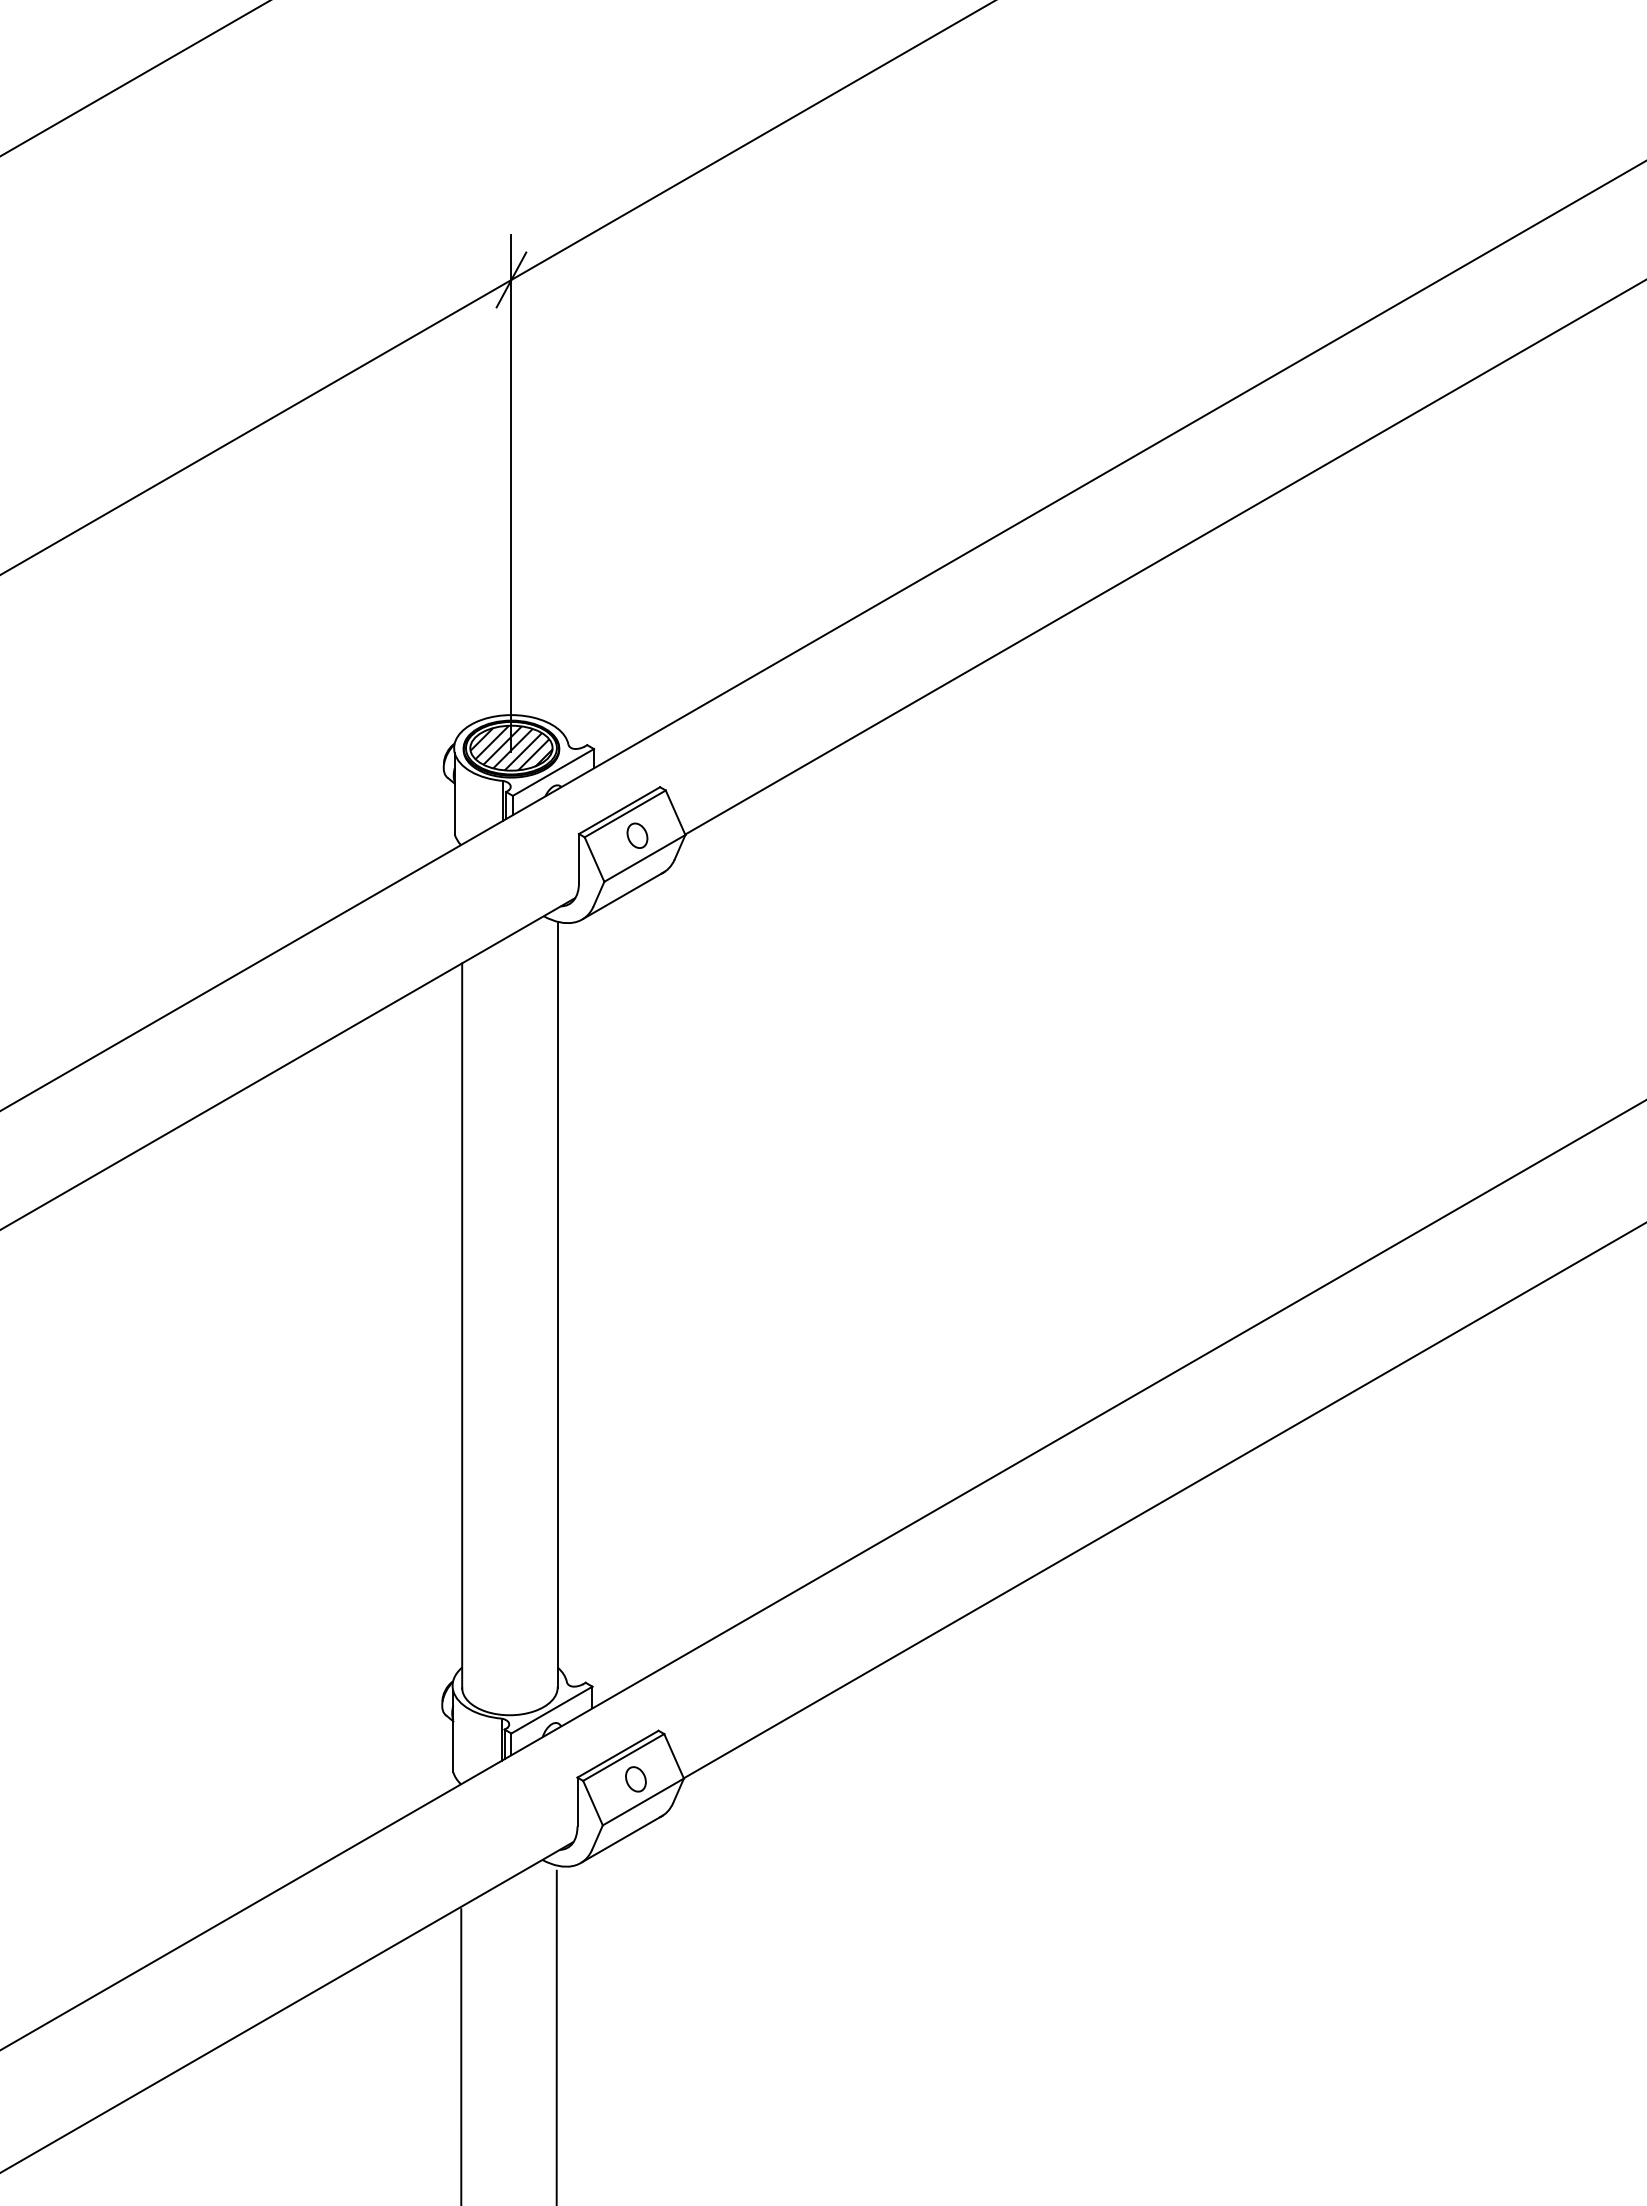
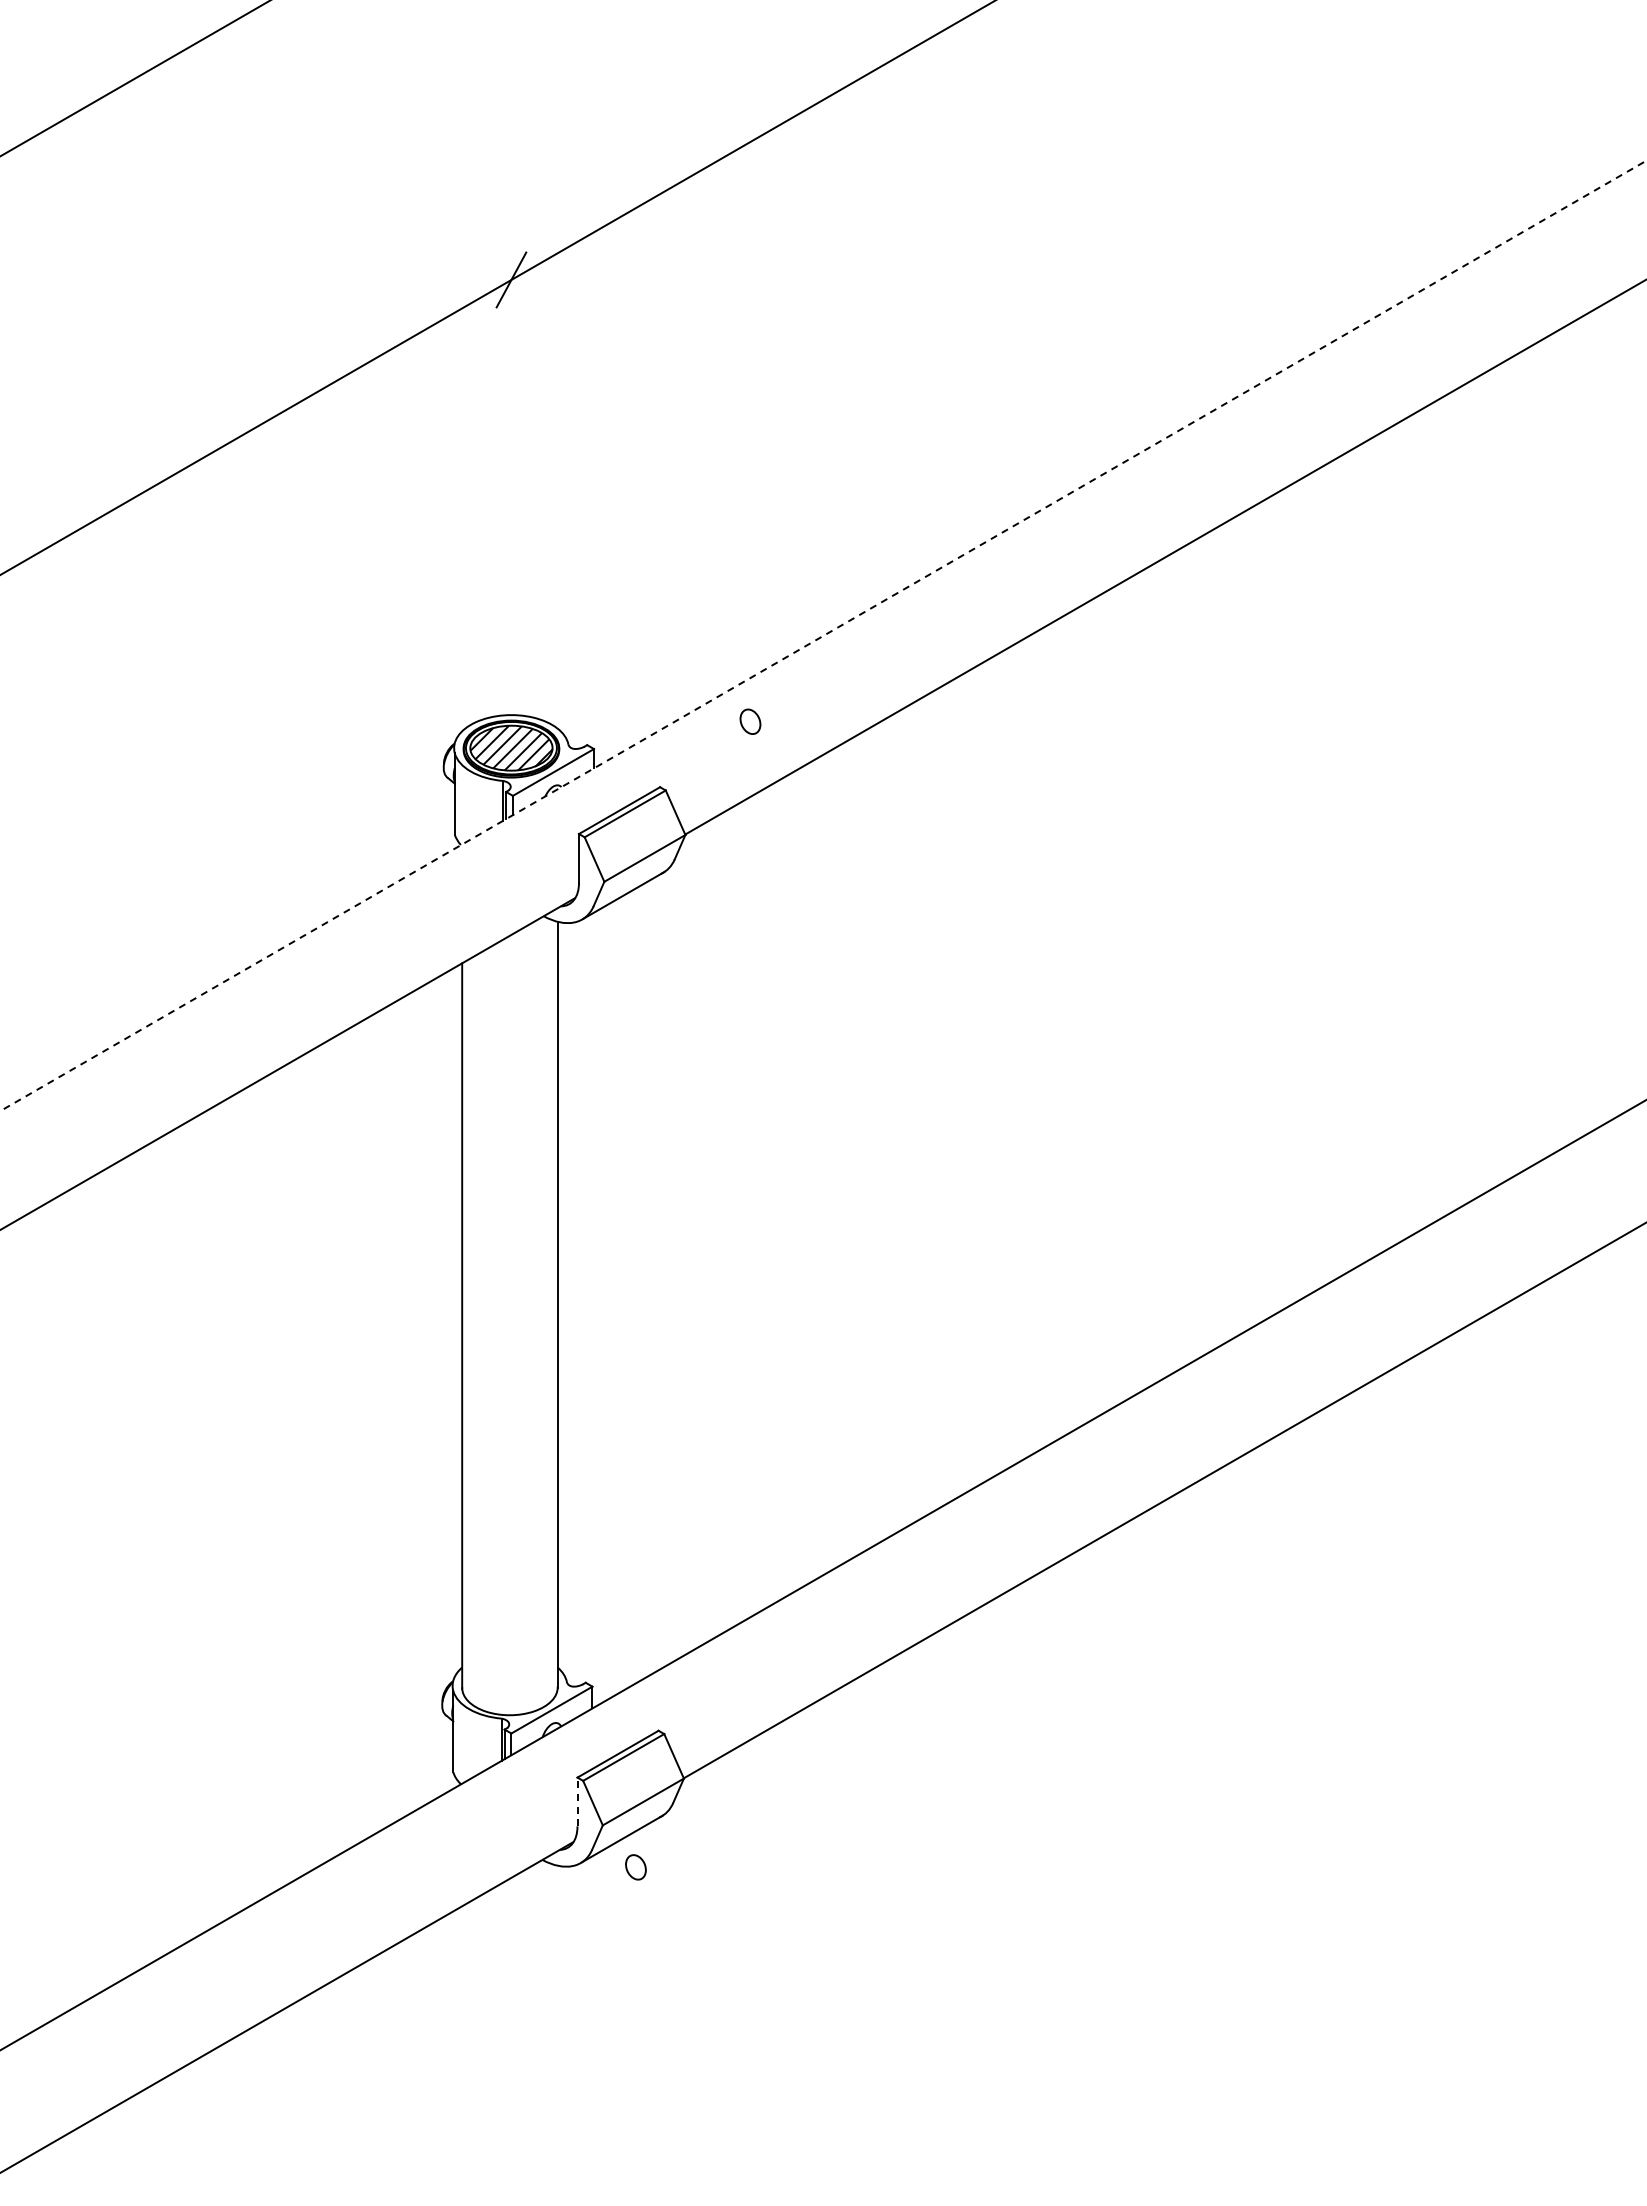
line: present -> none (511, 492)
line: solid -> dashed (824, 635)
part position: (637, 835) -> (750, 721) (750, 721)
part position: (635, 1779) -> (635, 1867) (635, 1867)
line: solid -> dashed (577, 1801)
line: present -> none (556, 2036)
line: present -> none (461, 2055)
